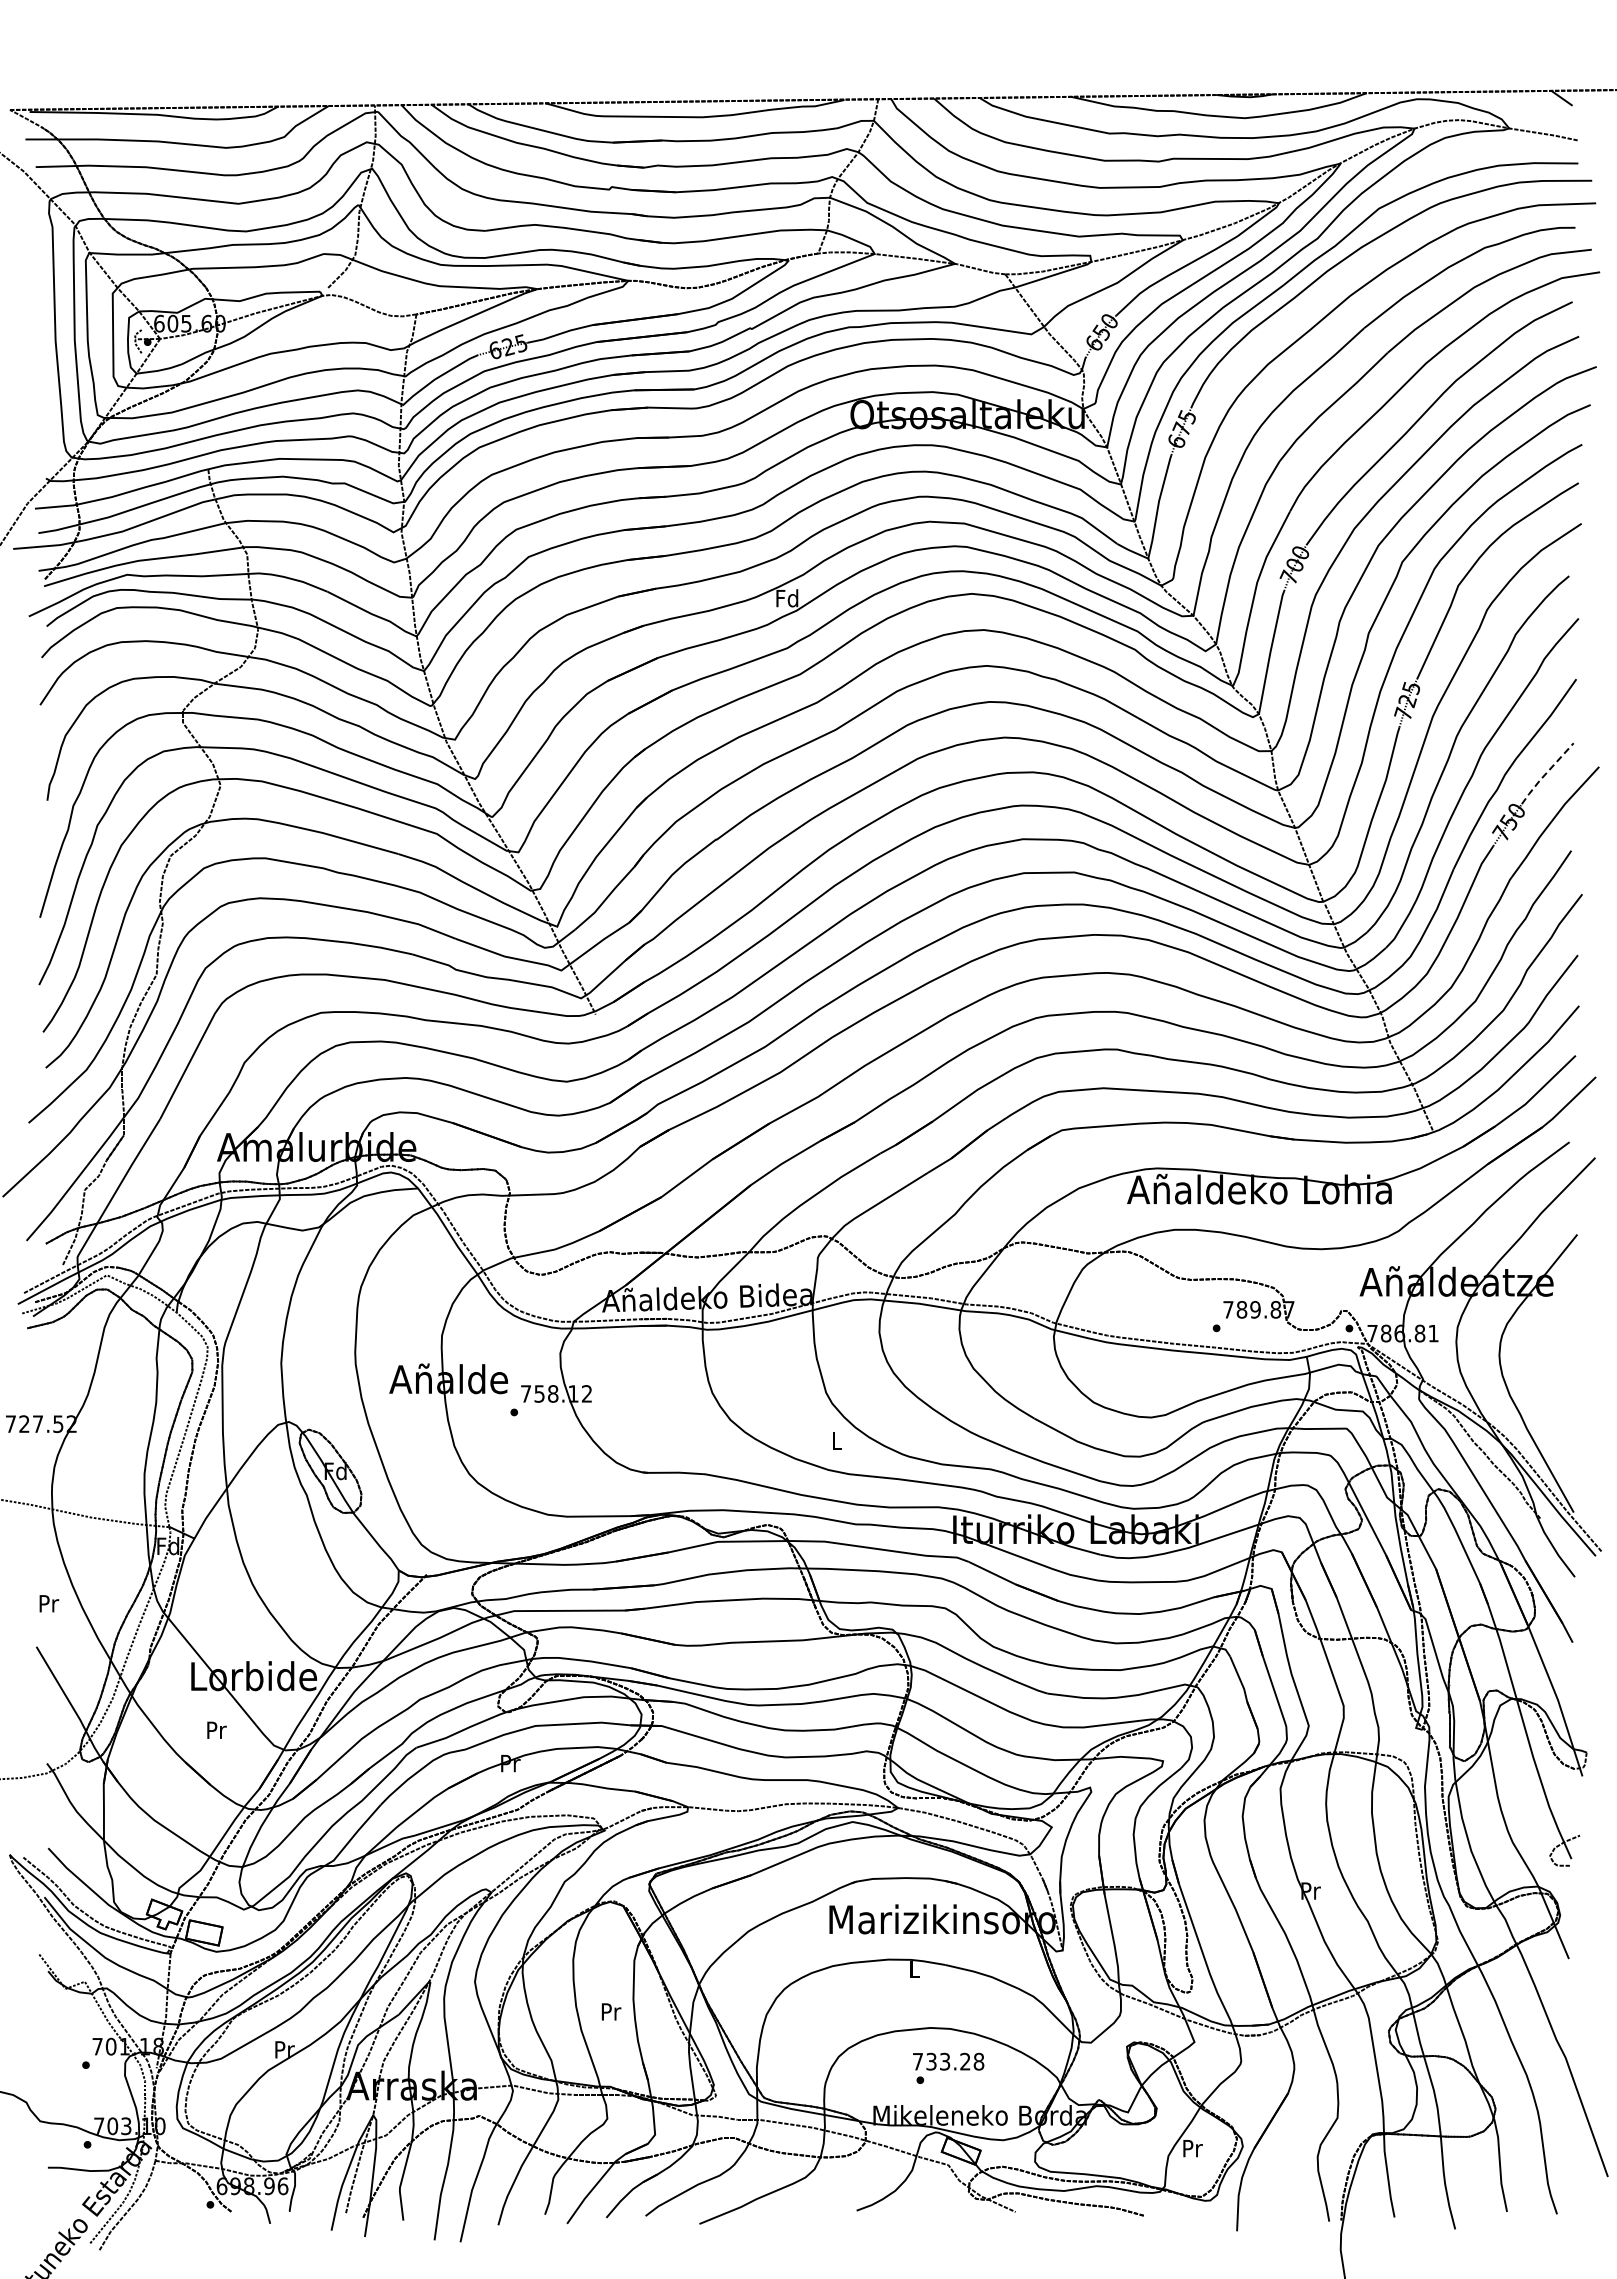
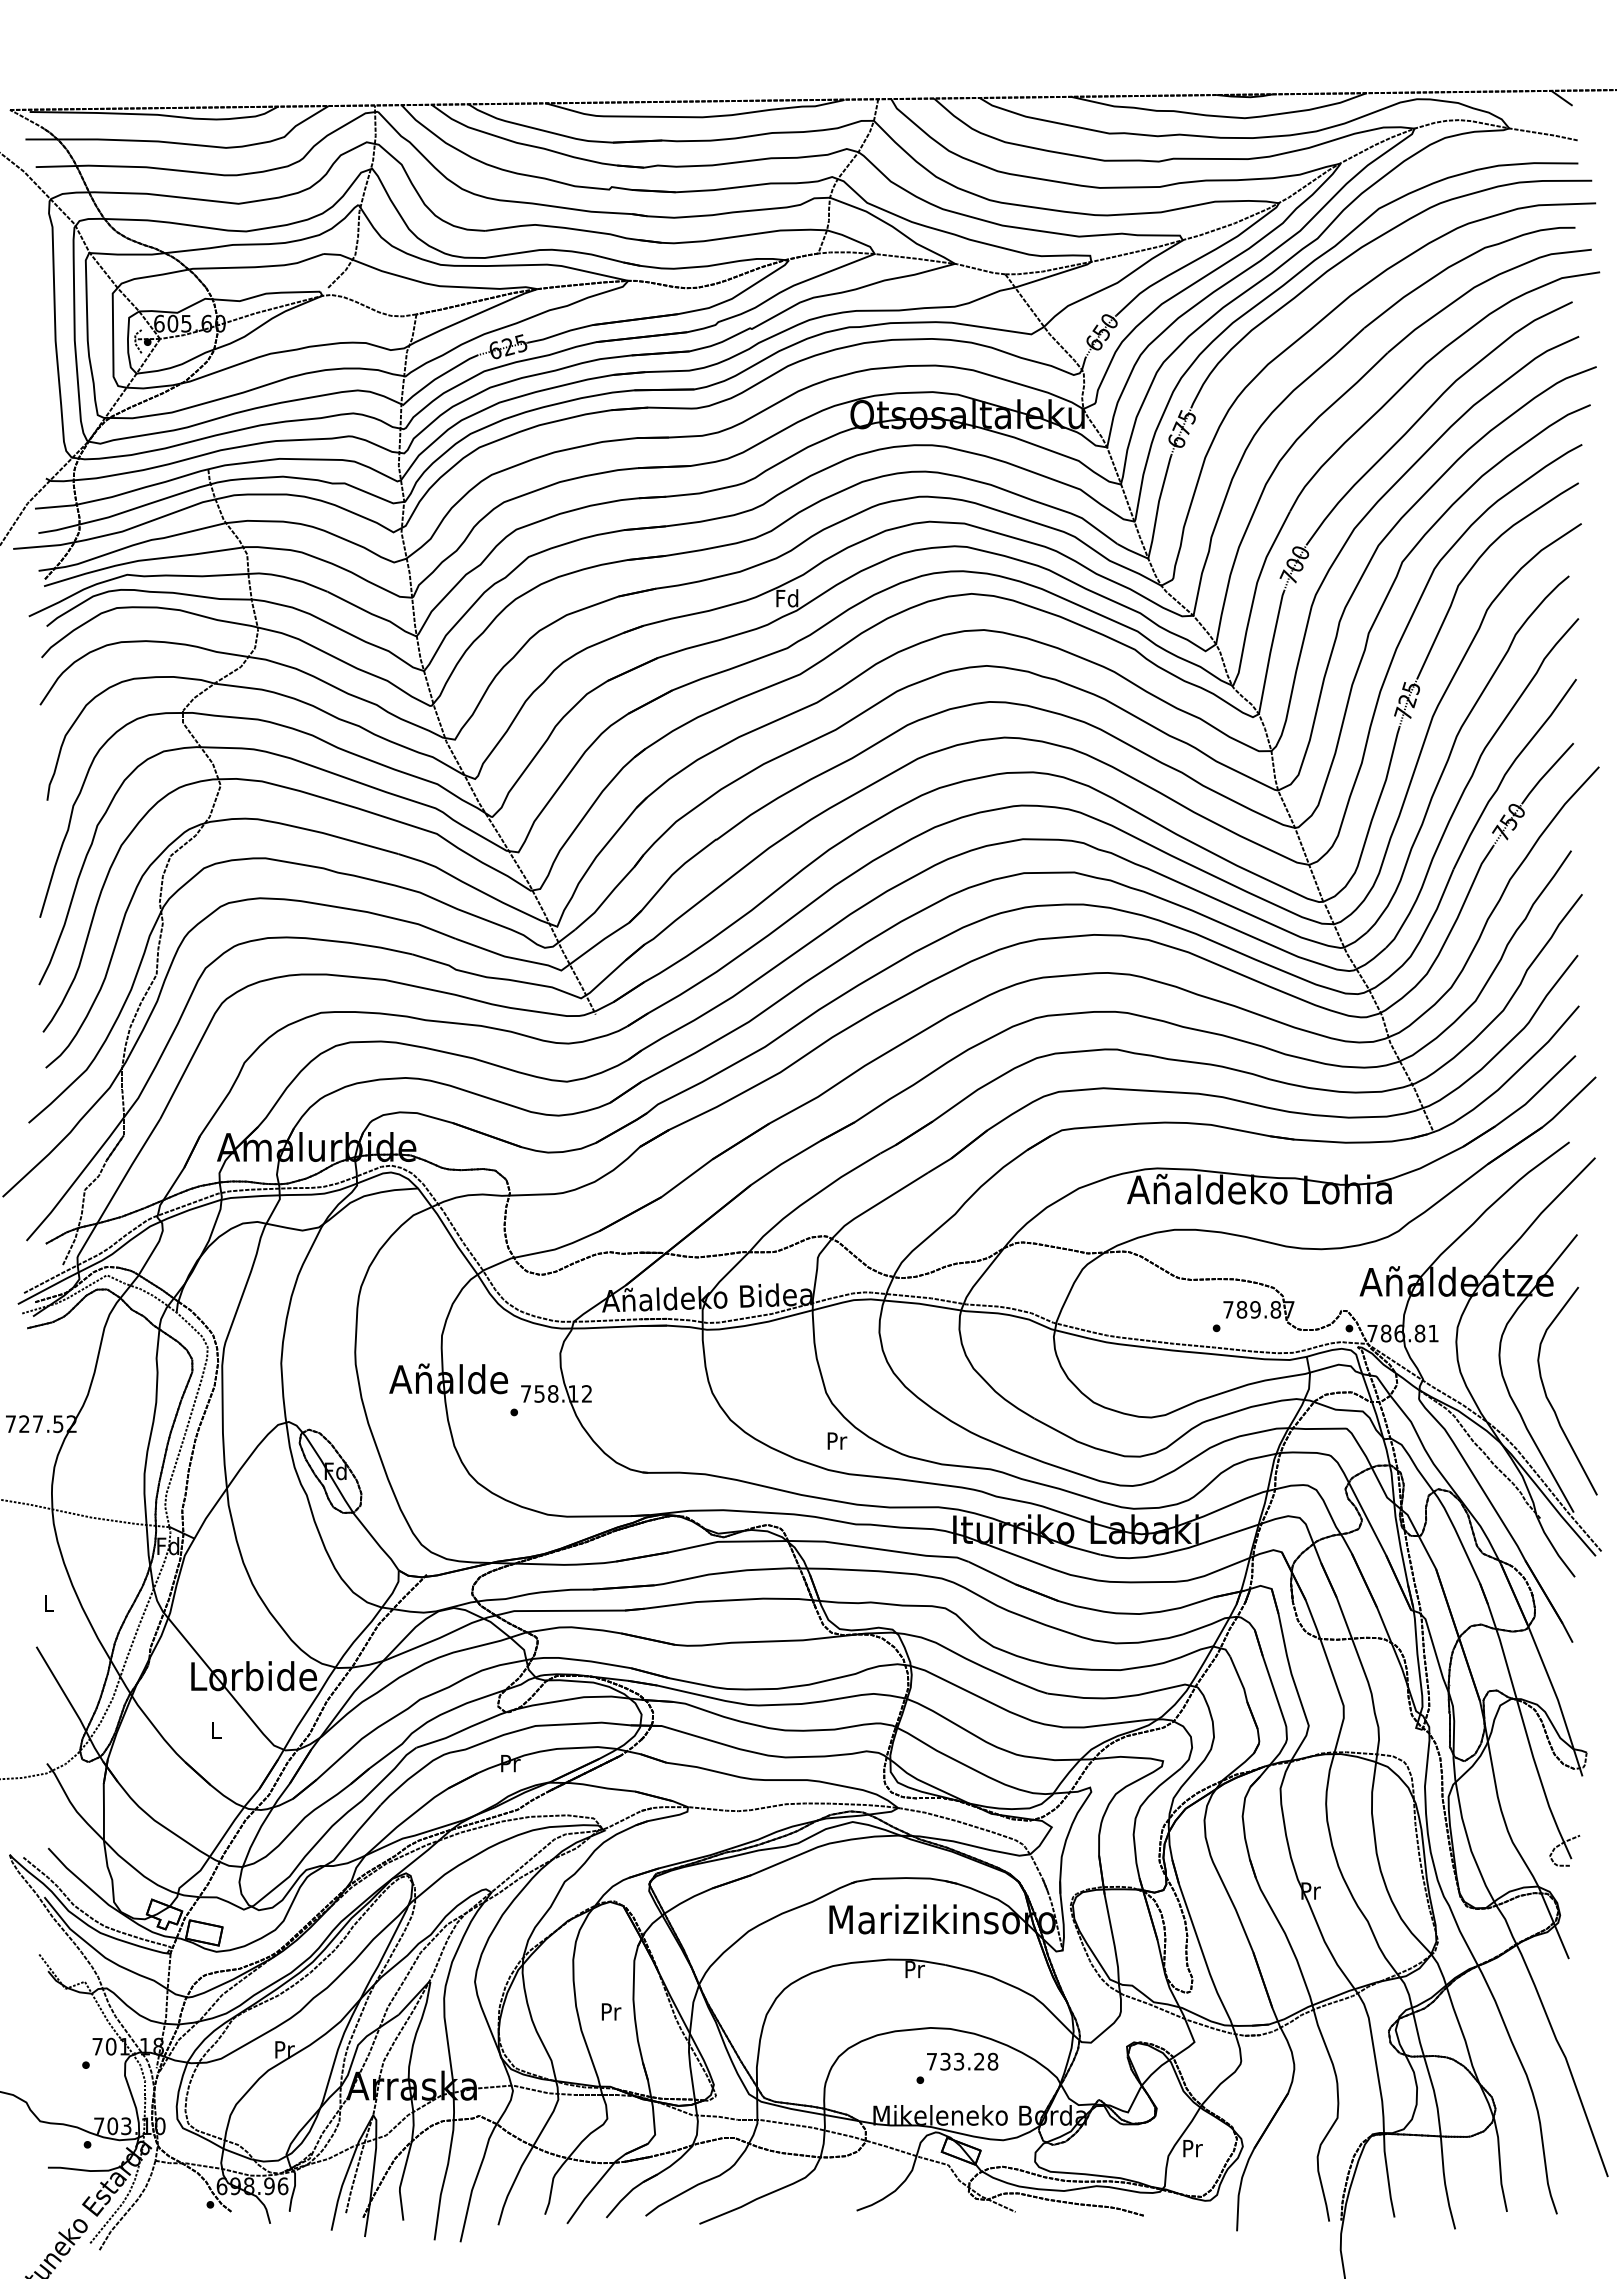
line: dashed -> solid (1545, 773)
curve: none -> present (1550, 1401)
text: L -> Pr (837, 1440)
text: Pr -> L (49, 1603)
text: Pr -> L (216, 1729)
text: L -> Pr (914, 1969)
text position: (948, 2061) -> (962, 2061) (962, 2061)
